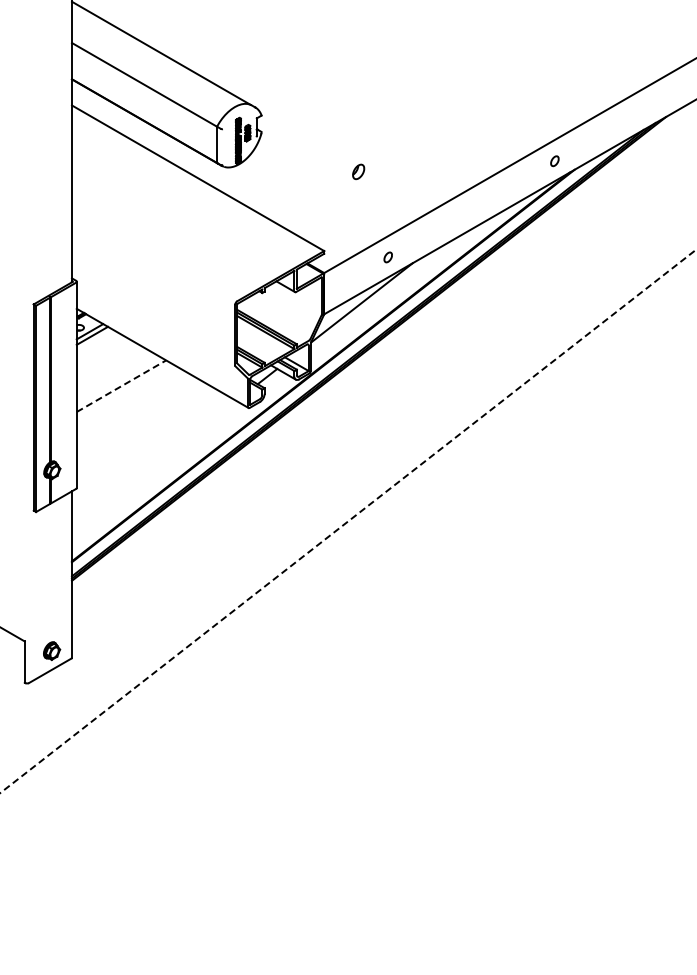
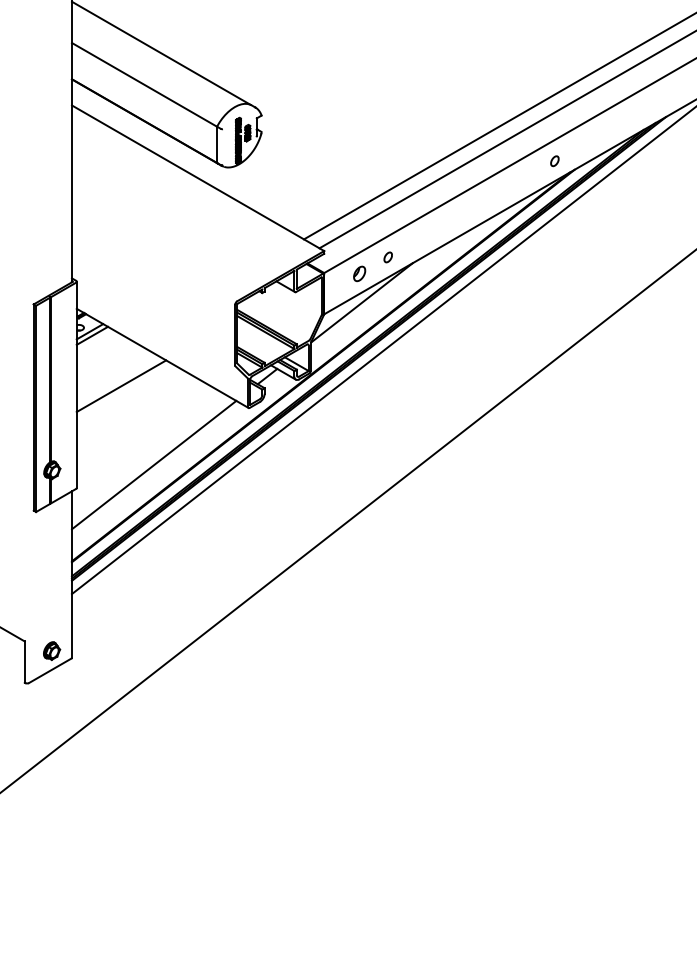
line: none -> present (498, 126)
line: none -> present (506, 140)
part position: (358, 171) -> (359, 273) (359, 273)
line: none -> present (382, 351)
line: dashed -> solid (121, 386)
line: none -> present (154, 464)
line: dashed -> solid (348, 521)
